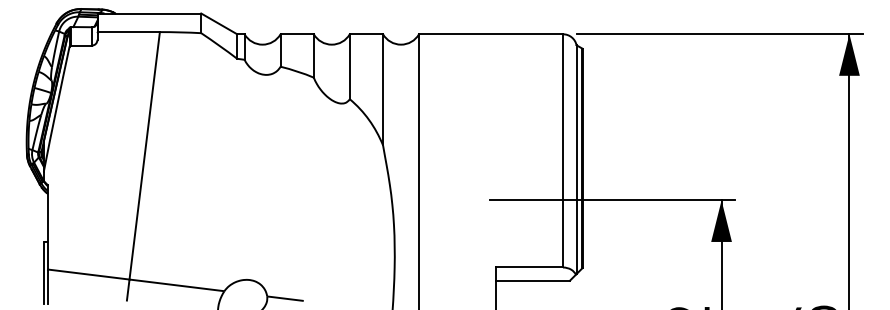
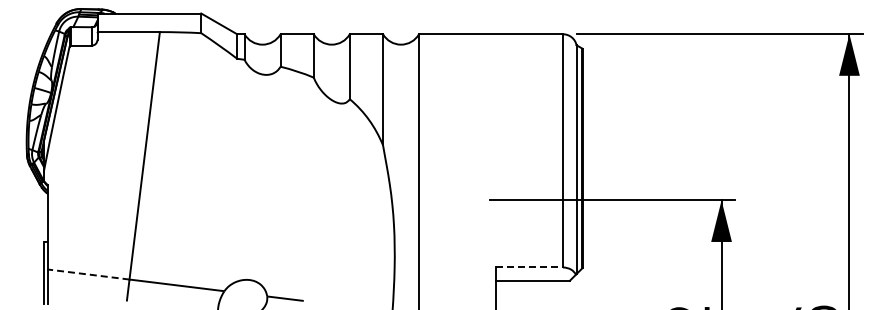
line: solid -> dashed (529, 267)
line: solid -> dashed (88, 274)
